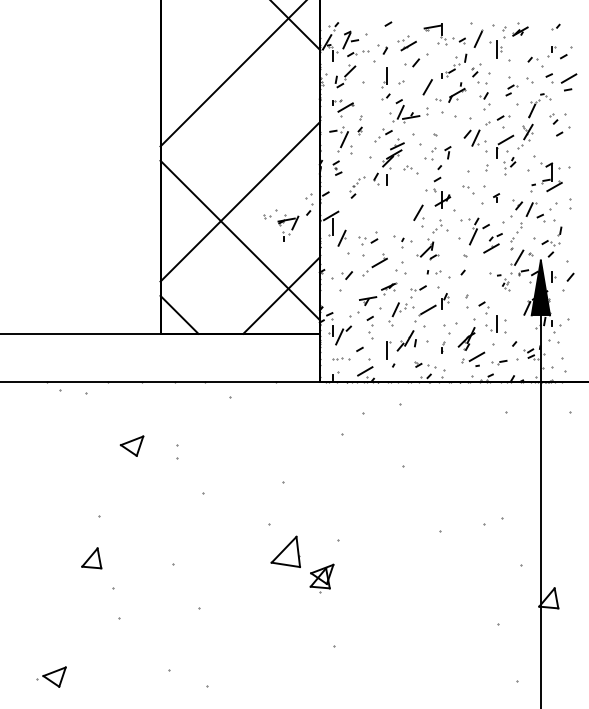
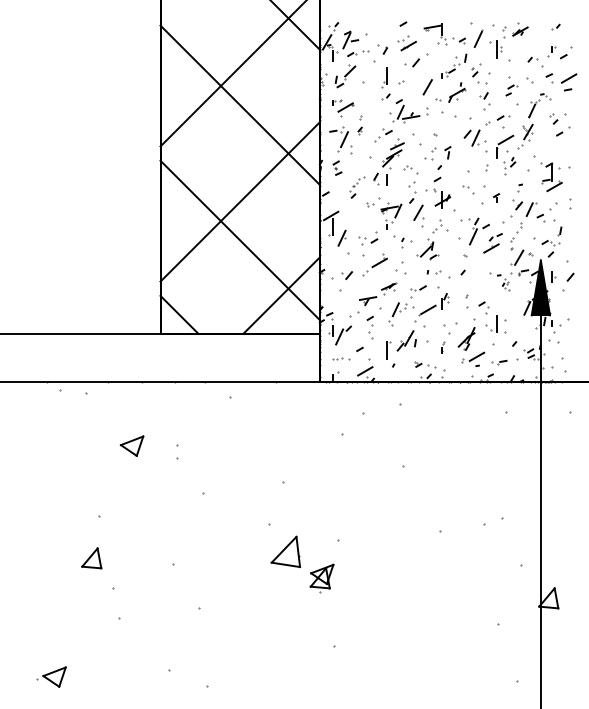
line position: (388, 23) -> (403, 23) (403, 23)
line: none -> present (239, 104)
part position: (532, 187) -> (519, 187) (519, 187)
part position: (288, 217) -> (391, 205) (391, 205)
